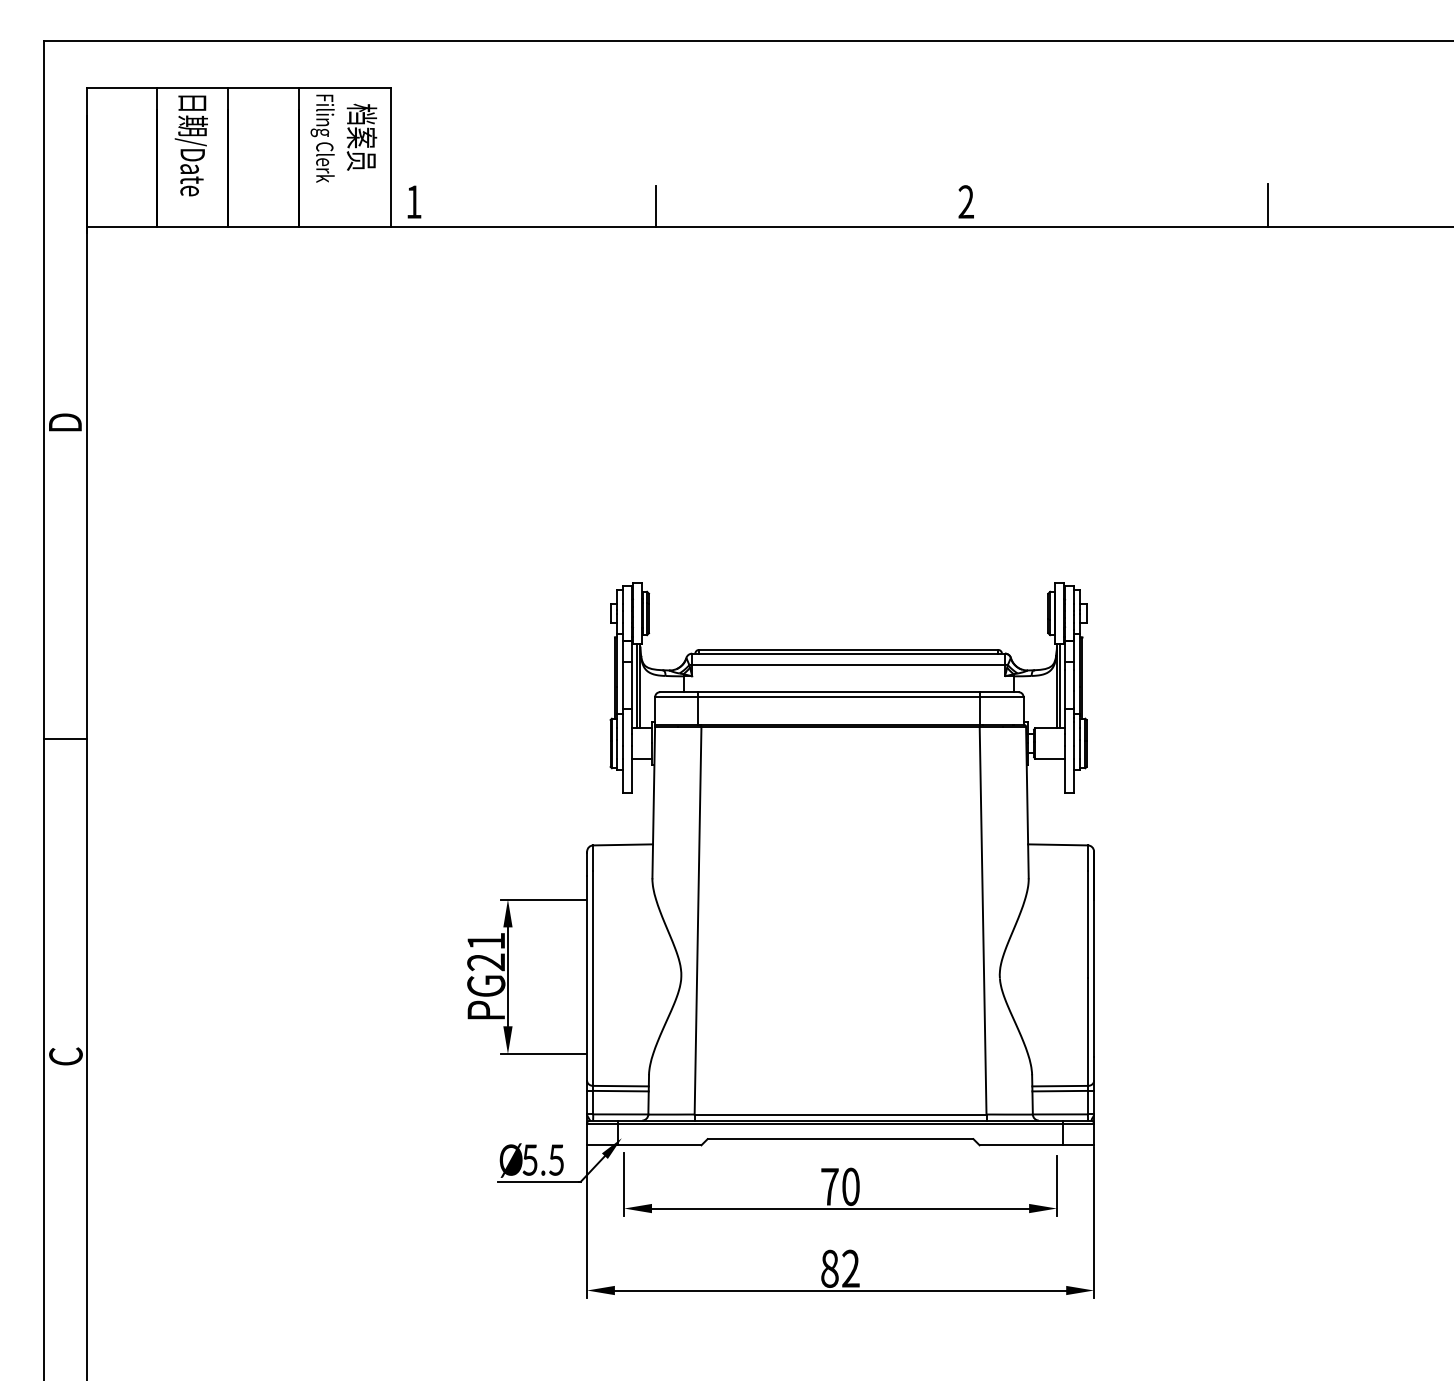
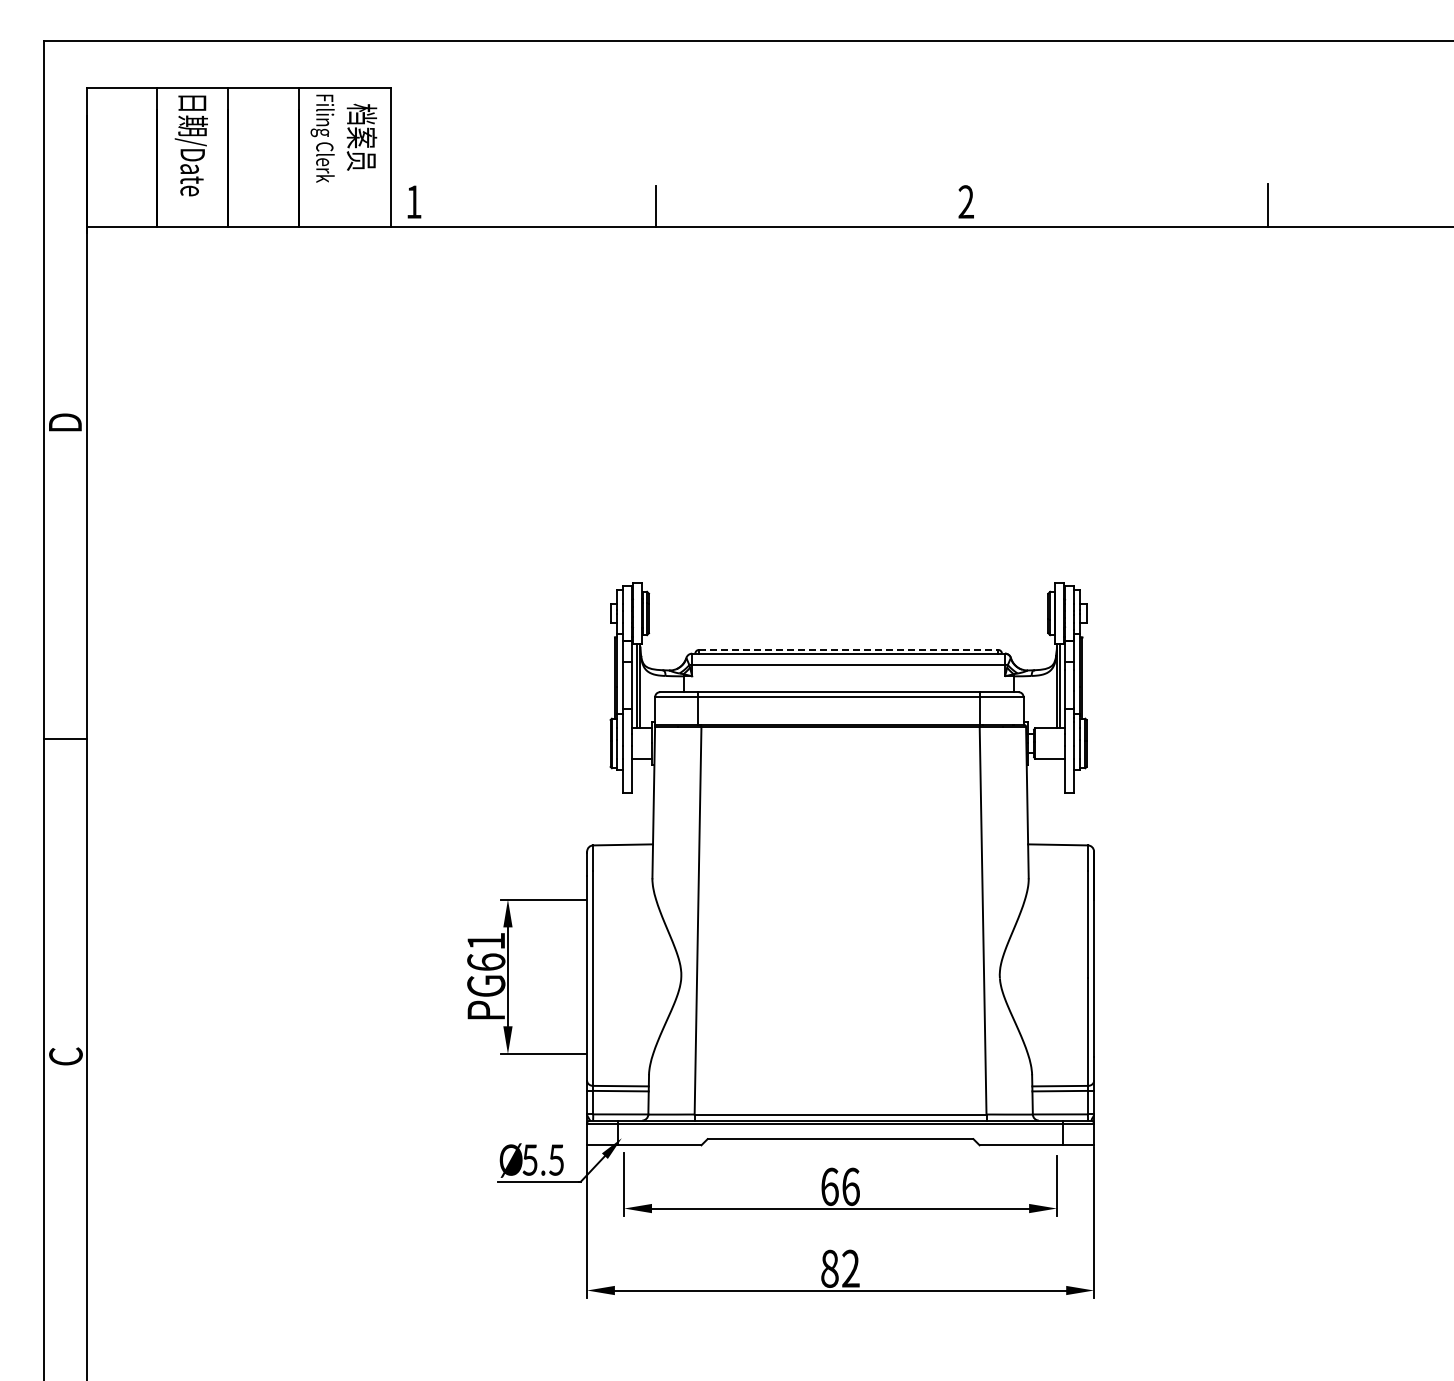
line: solid -> dashed (848, 649)
text: PG21 -> PG61 (486, 962)
text: 70 -> 66 (840, 1186)
